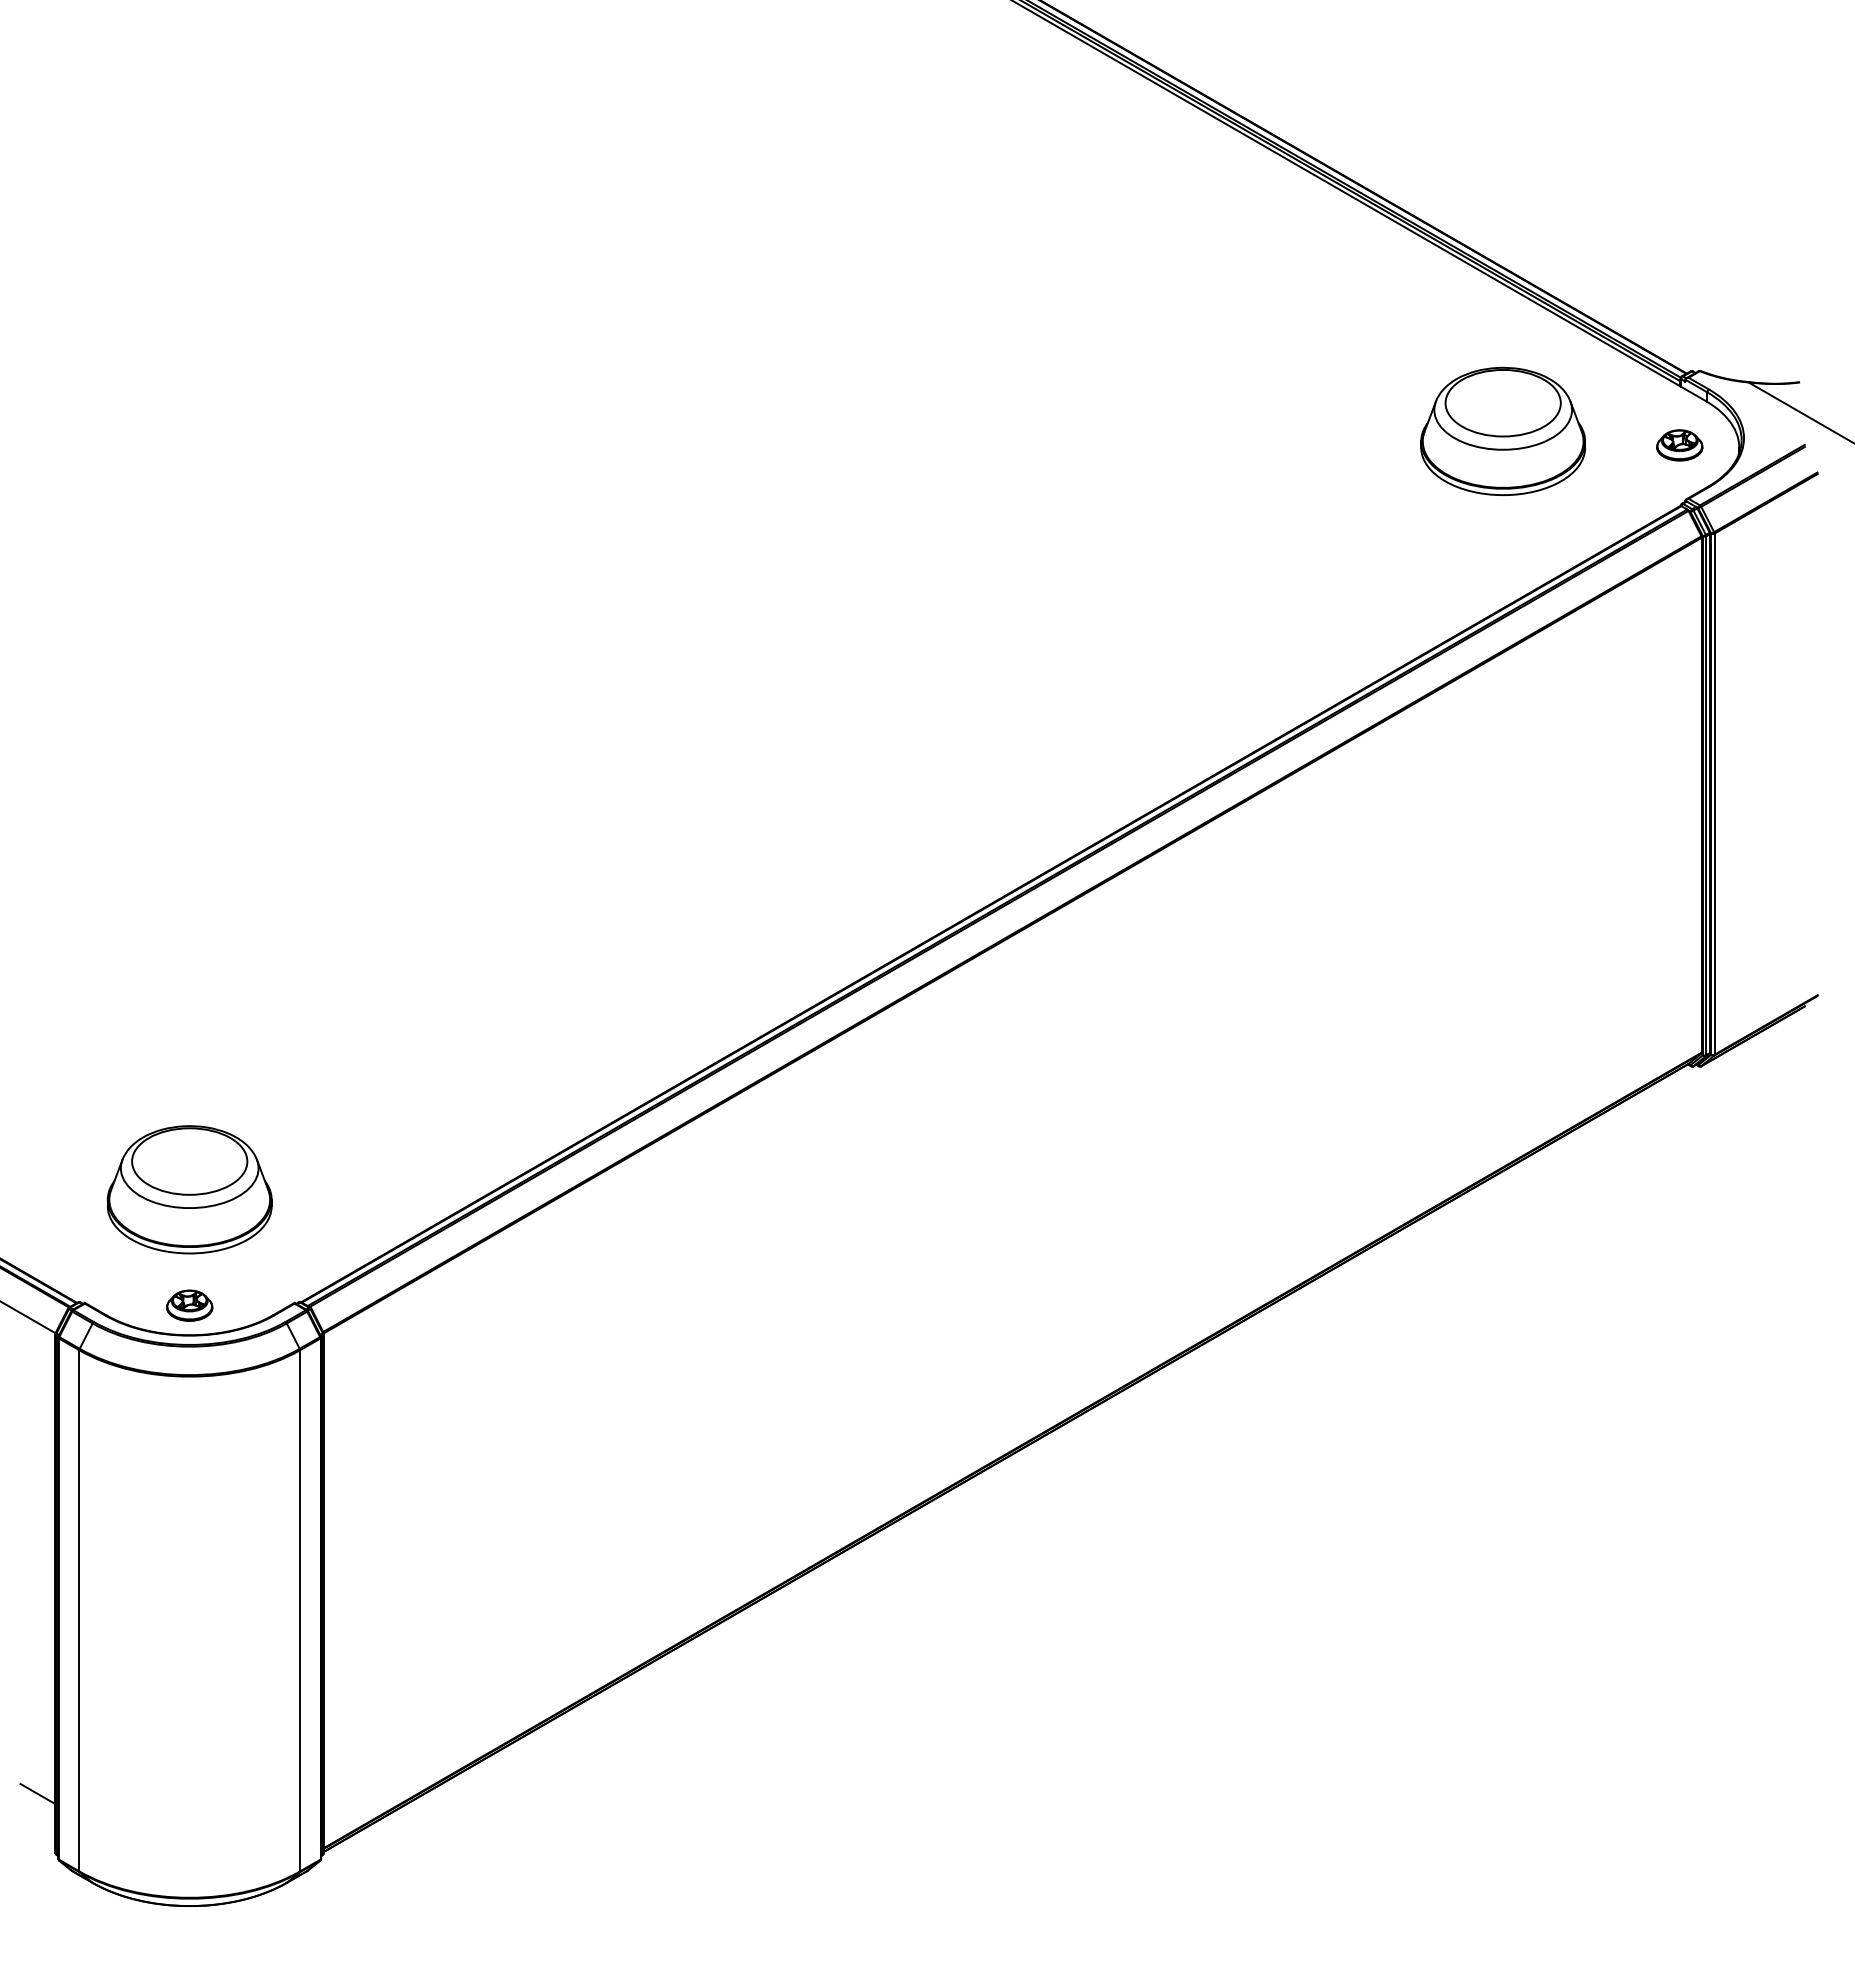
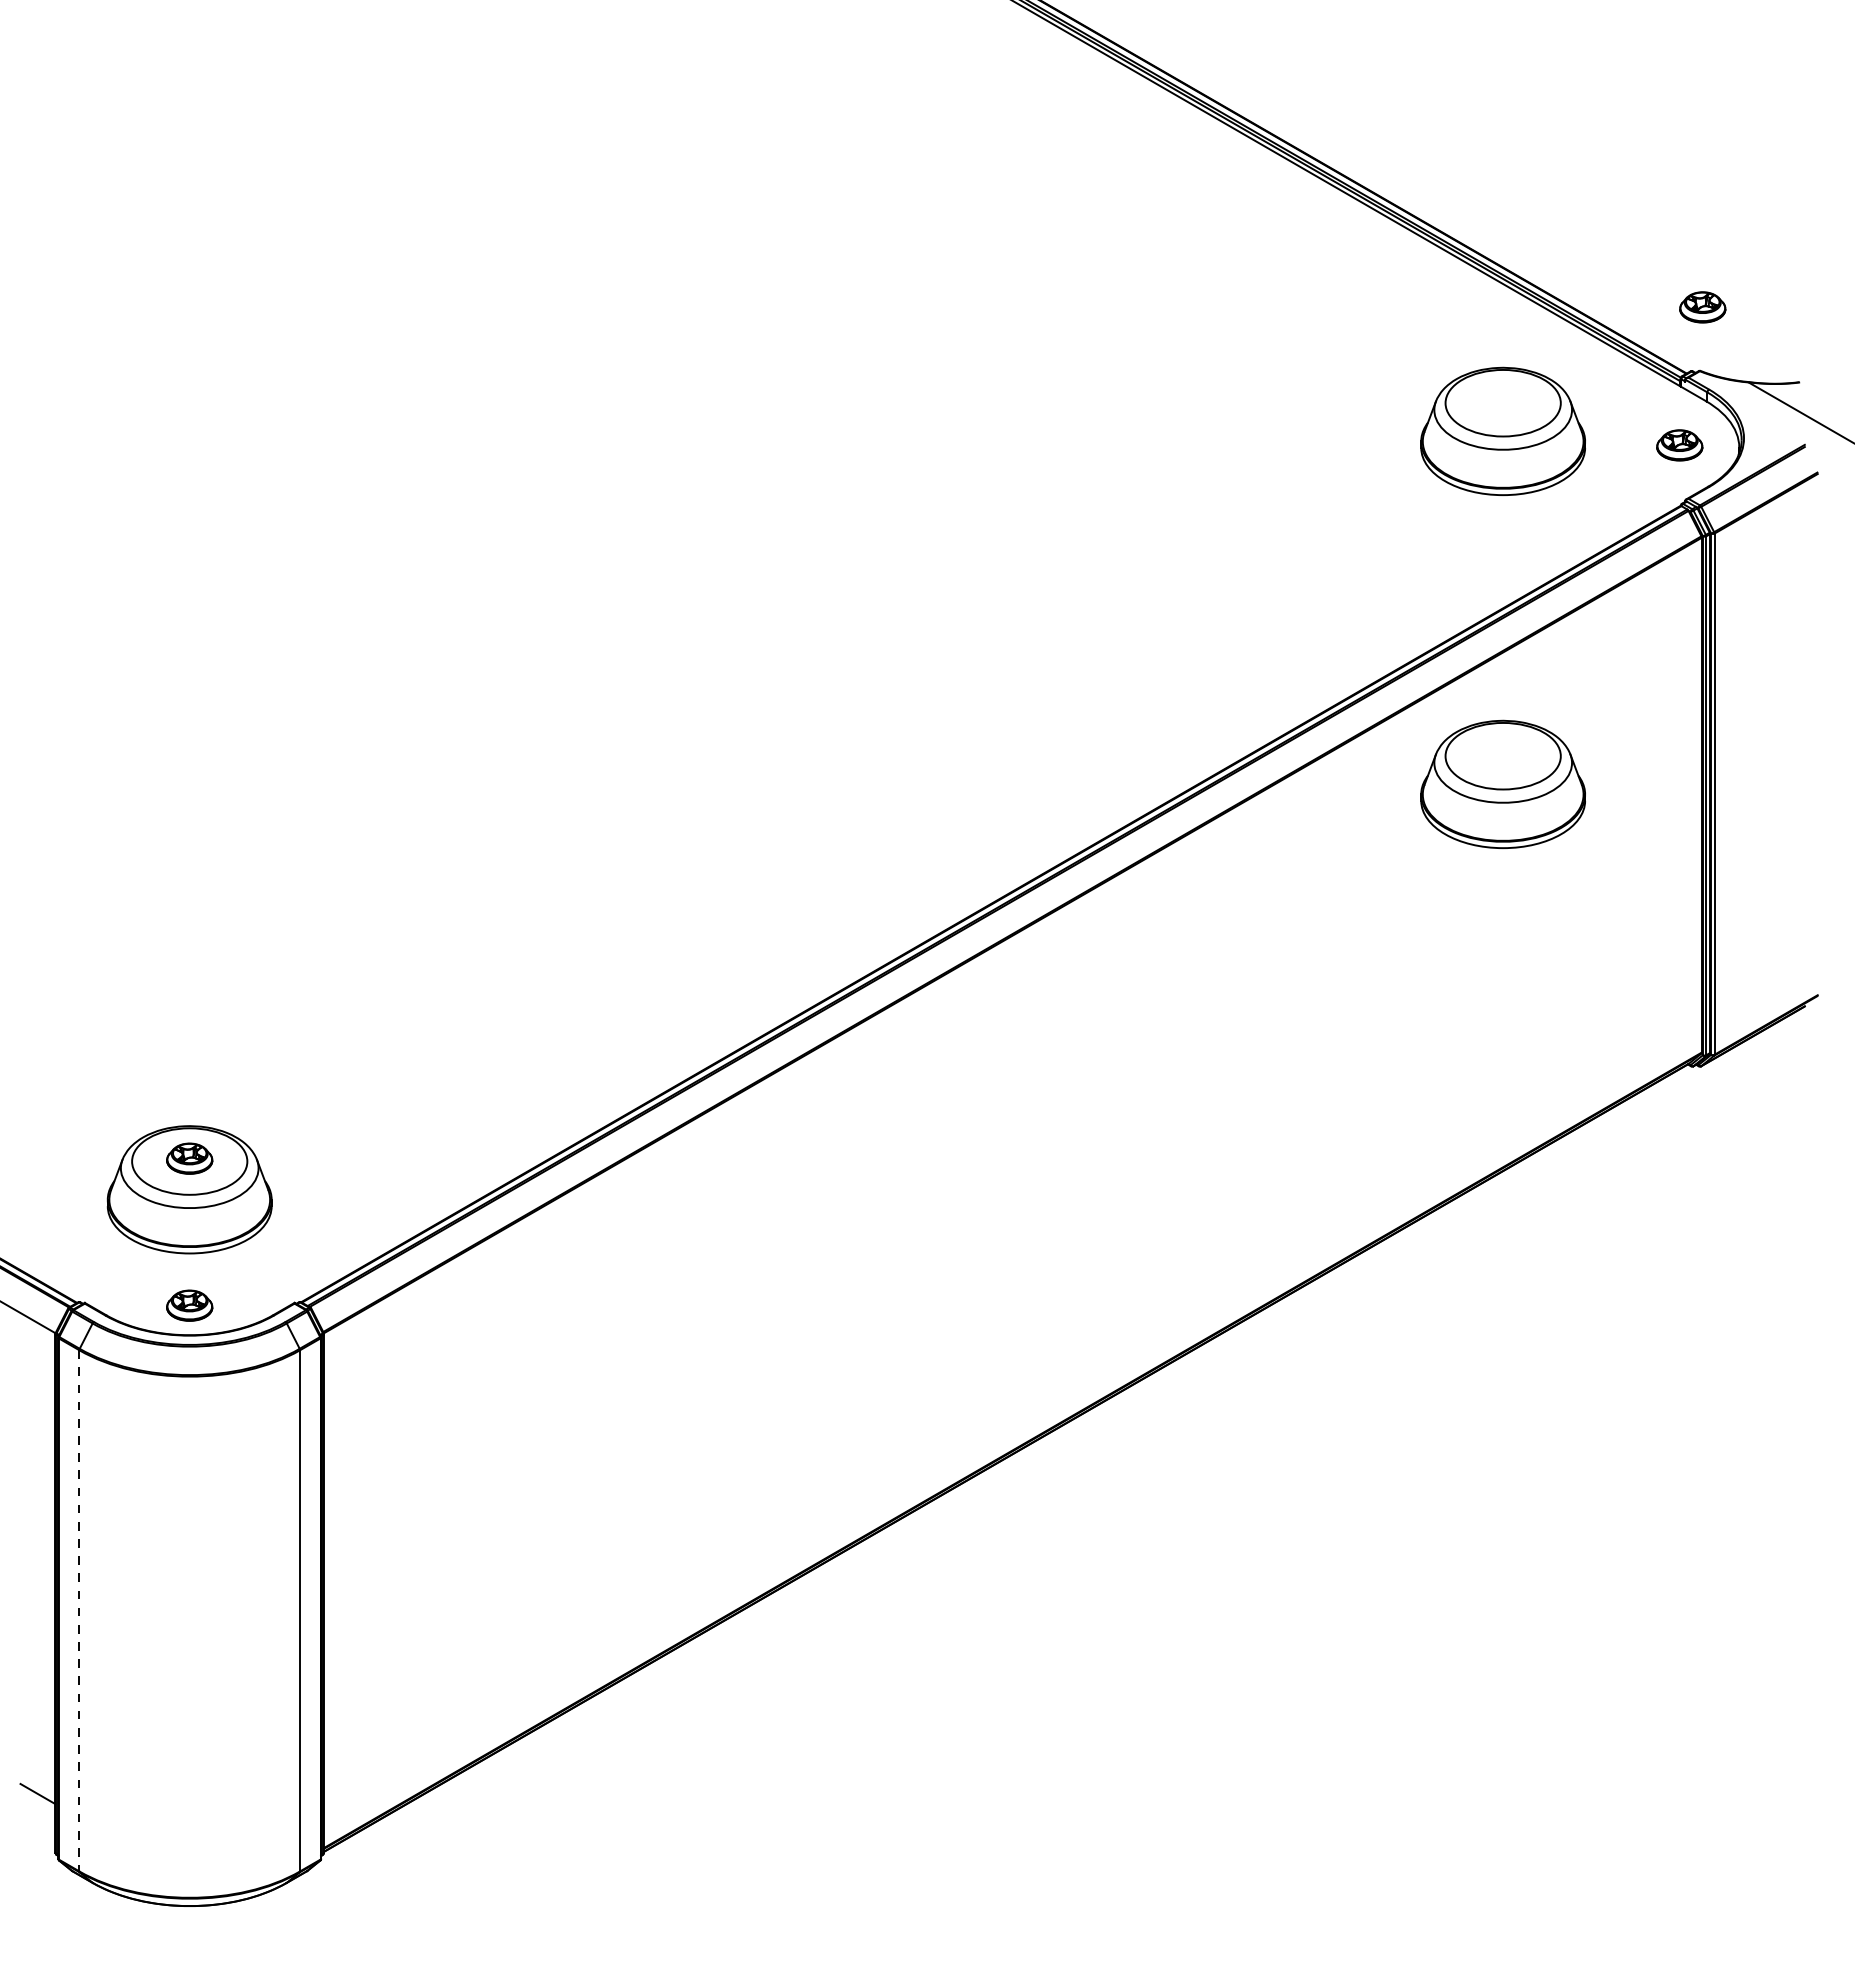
part: none -> present (1702, 307)
part: none -> present (1502, 783)
part: none -> present (189, 1158)
line: solid -> dashed (79, 1610)
